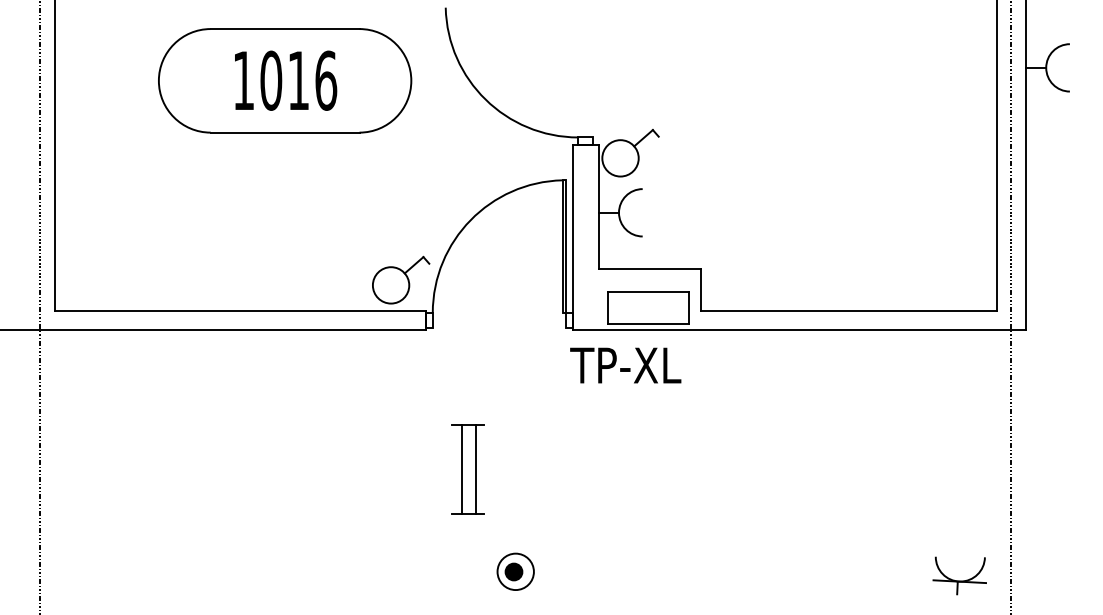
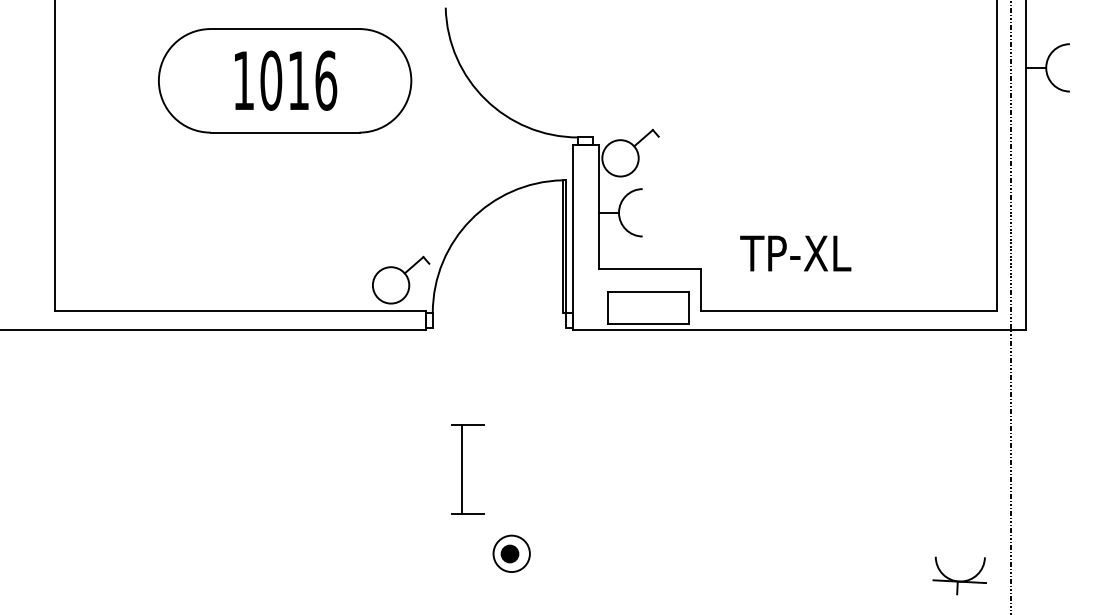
line: present -> none (40, 306)
text position: (625, 365) -> (795, 253) (795, 253)
line: present -> none (475, 468)
part position: (515, 571) -> (511, 553) (511, 553)
